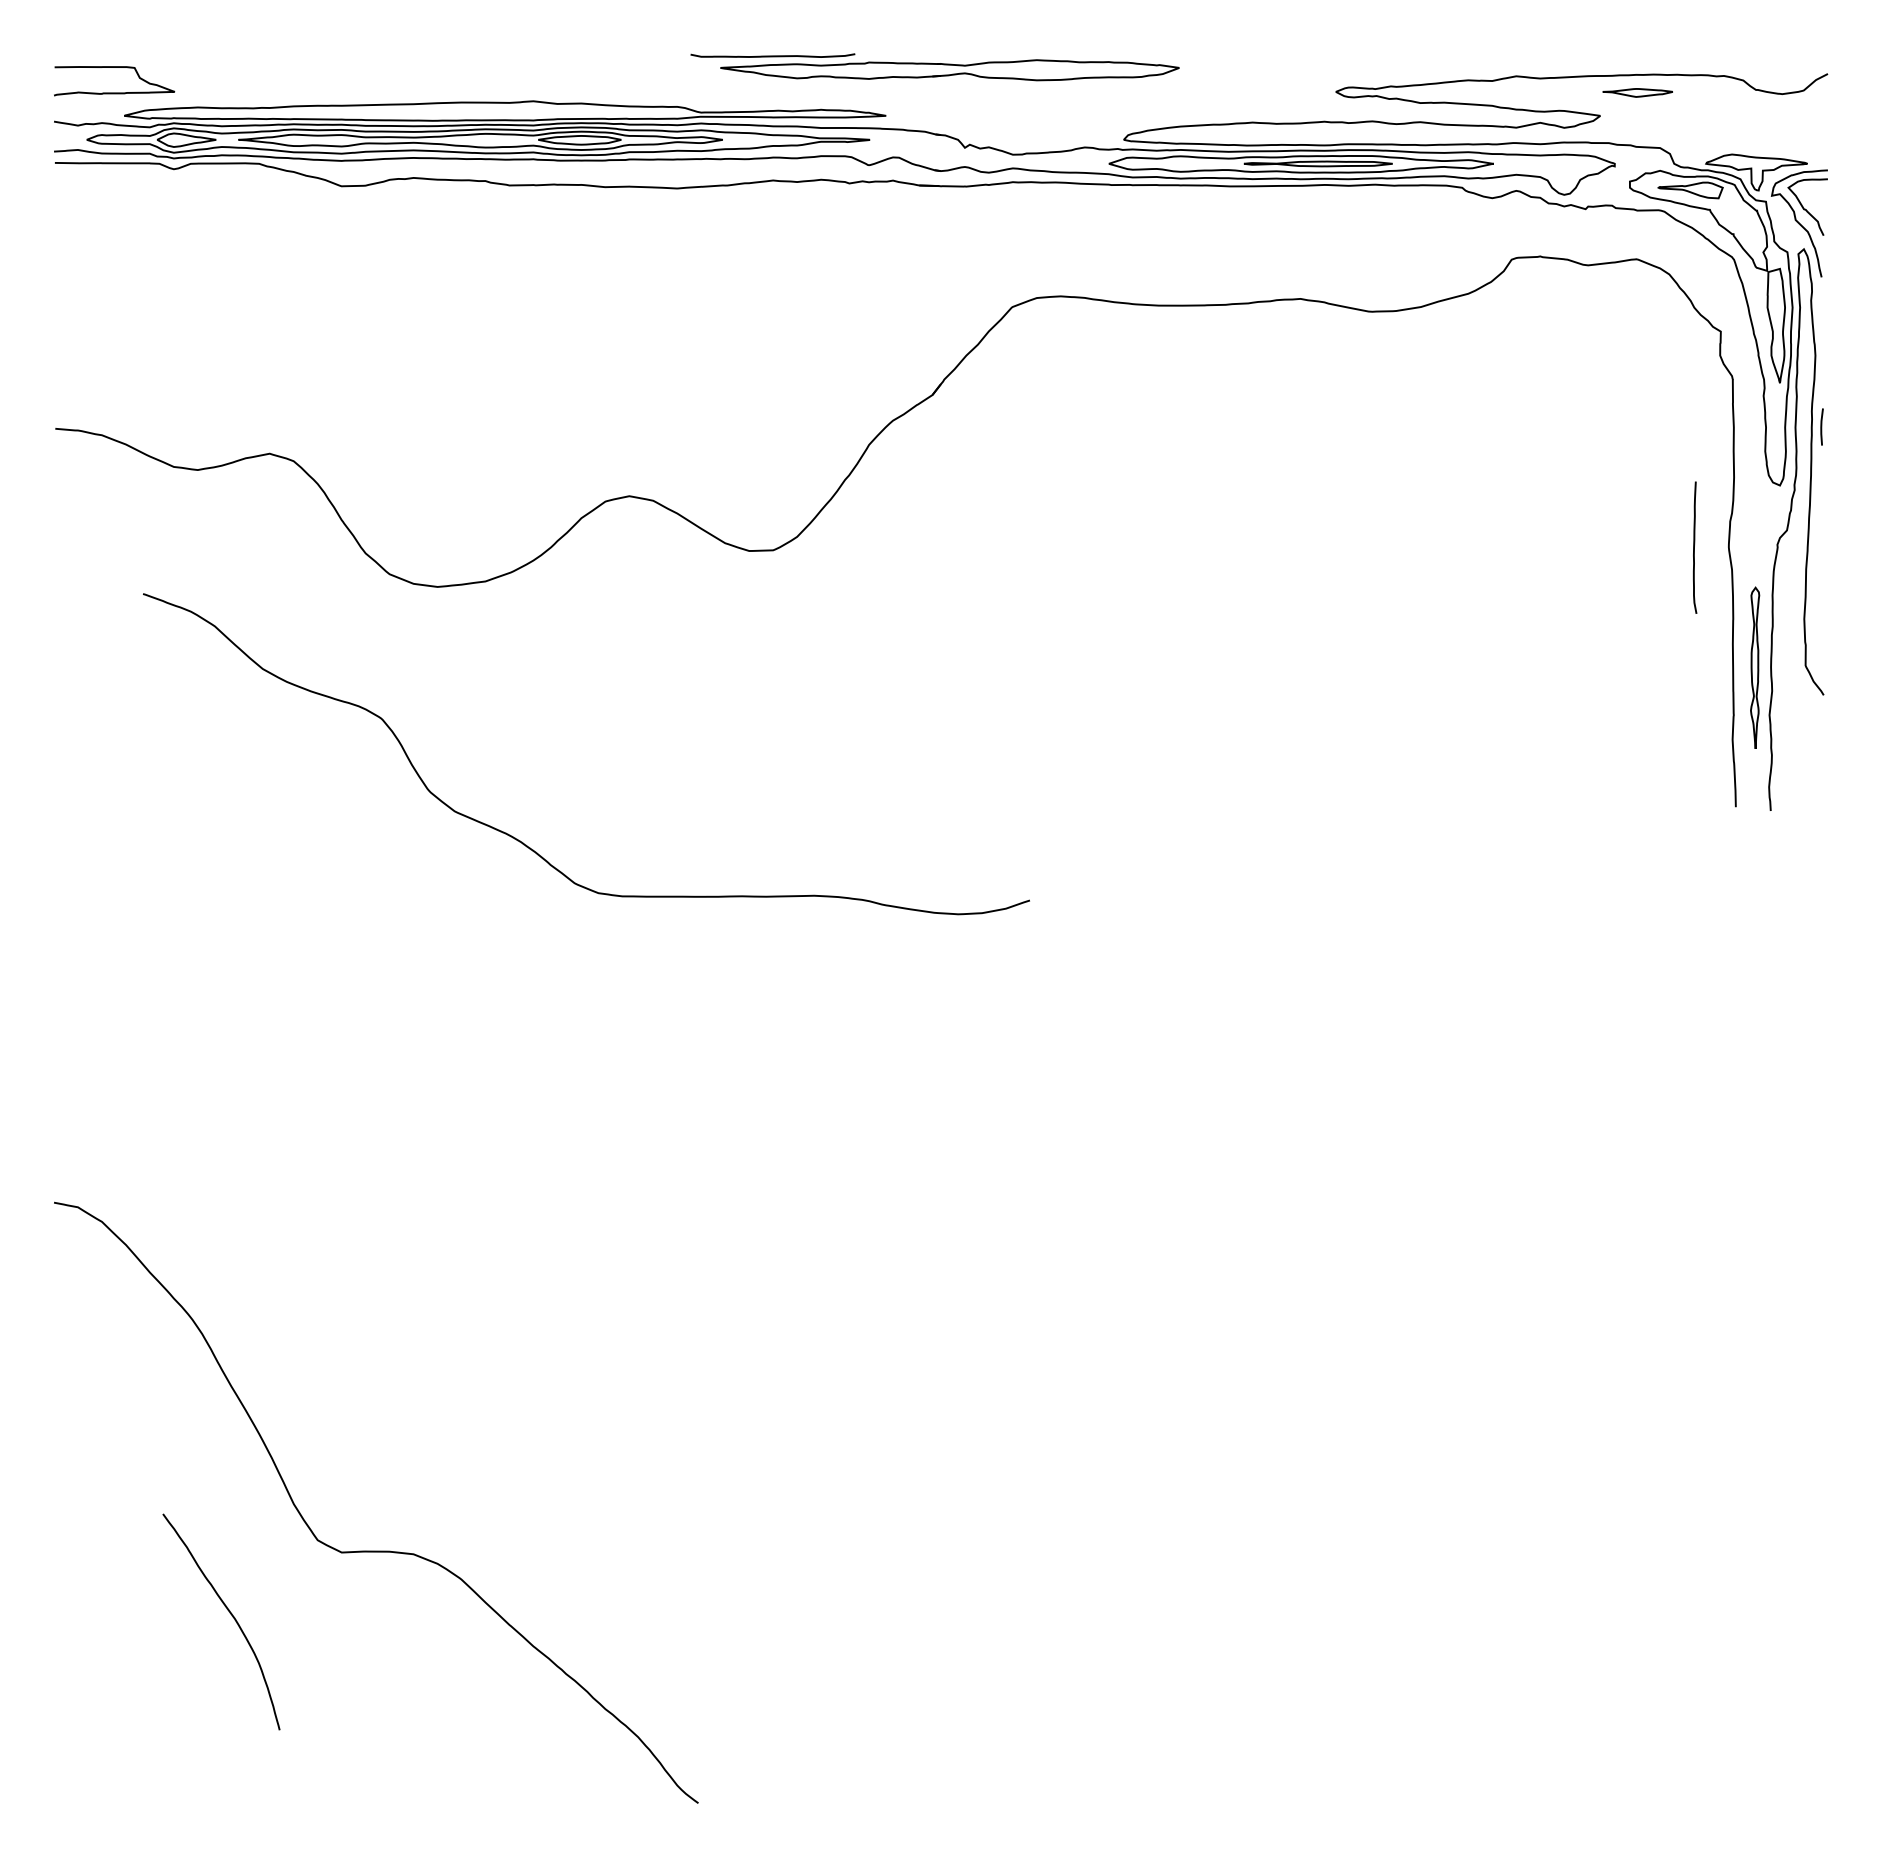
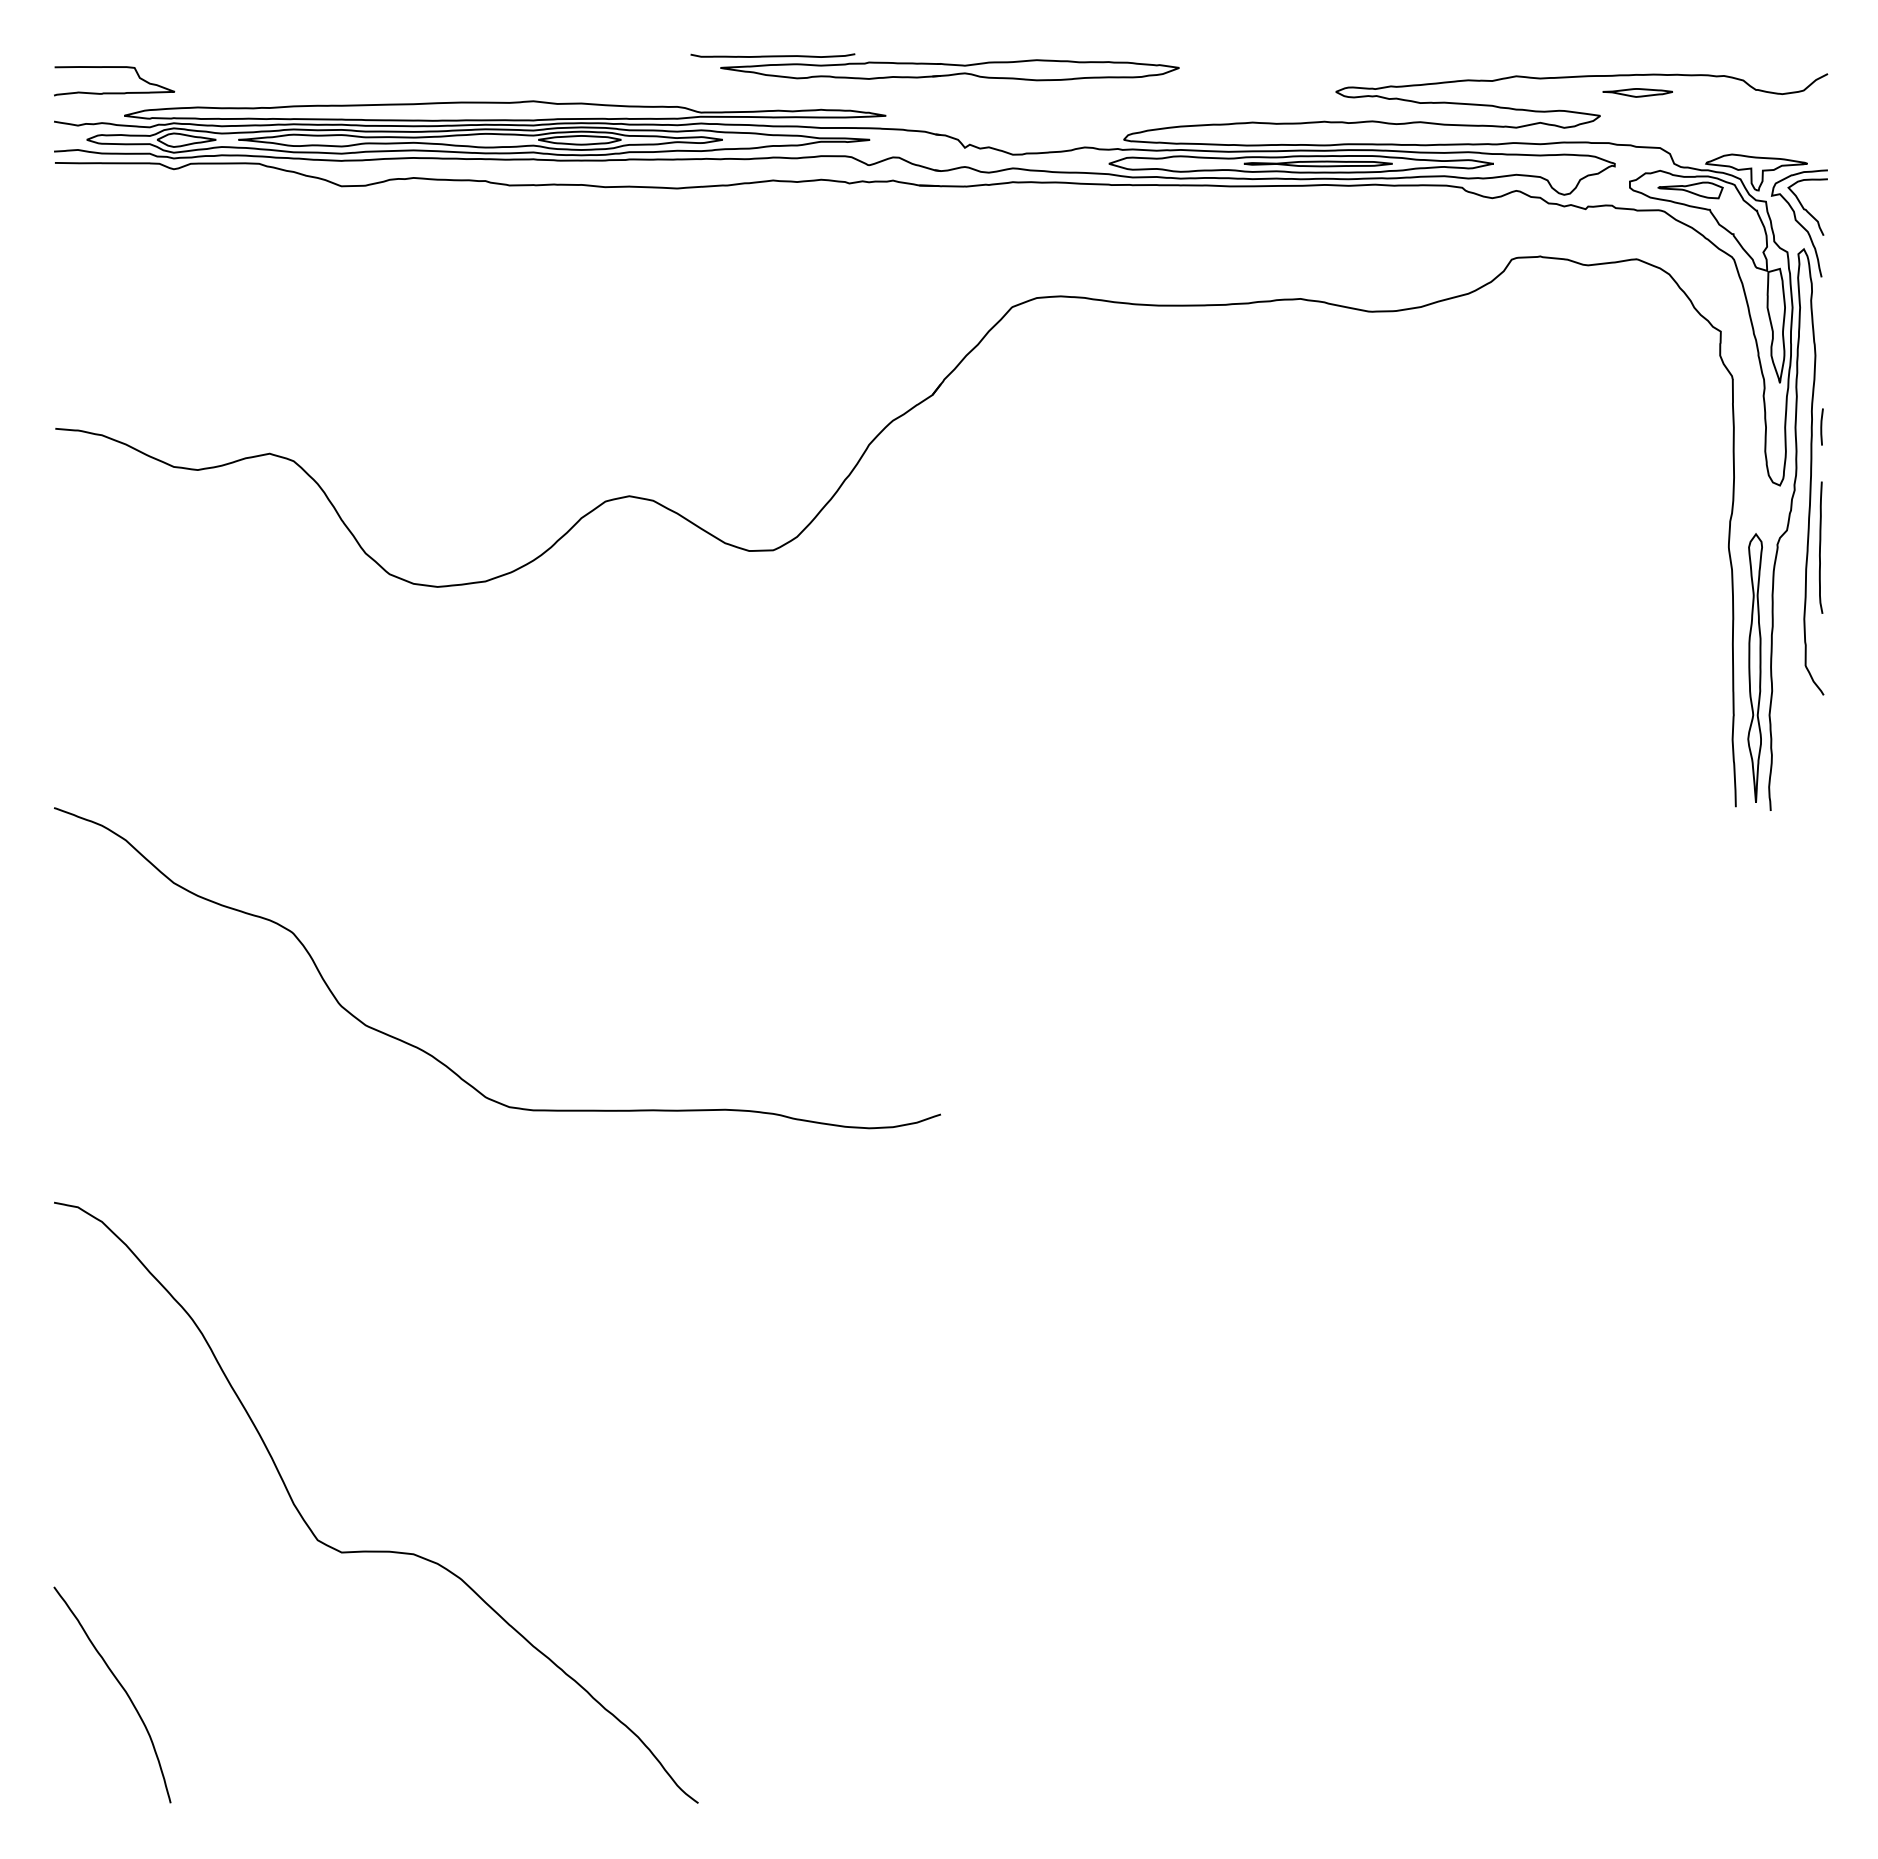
curve position: (1694, 547) -> (1820, 547) (1820, 547)
part size: 11x163 px -> 16x270 px (1754, 667)
curve position: (526, 844) -> (437, 1058) (437, 1058)
curve position: (229, 1613) -> (120, 1686) (120, 1686)
